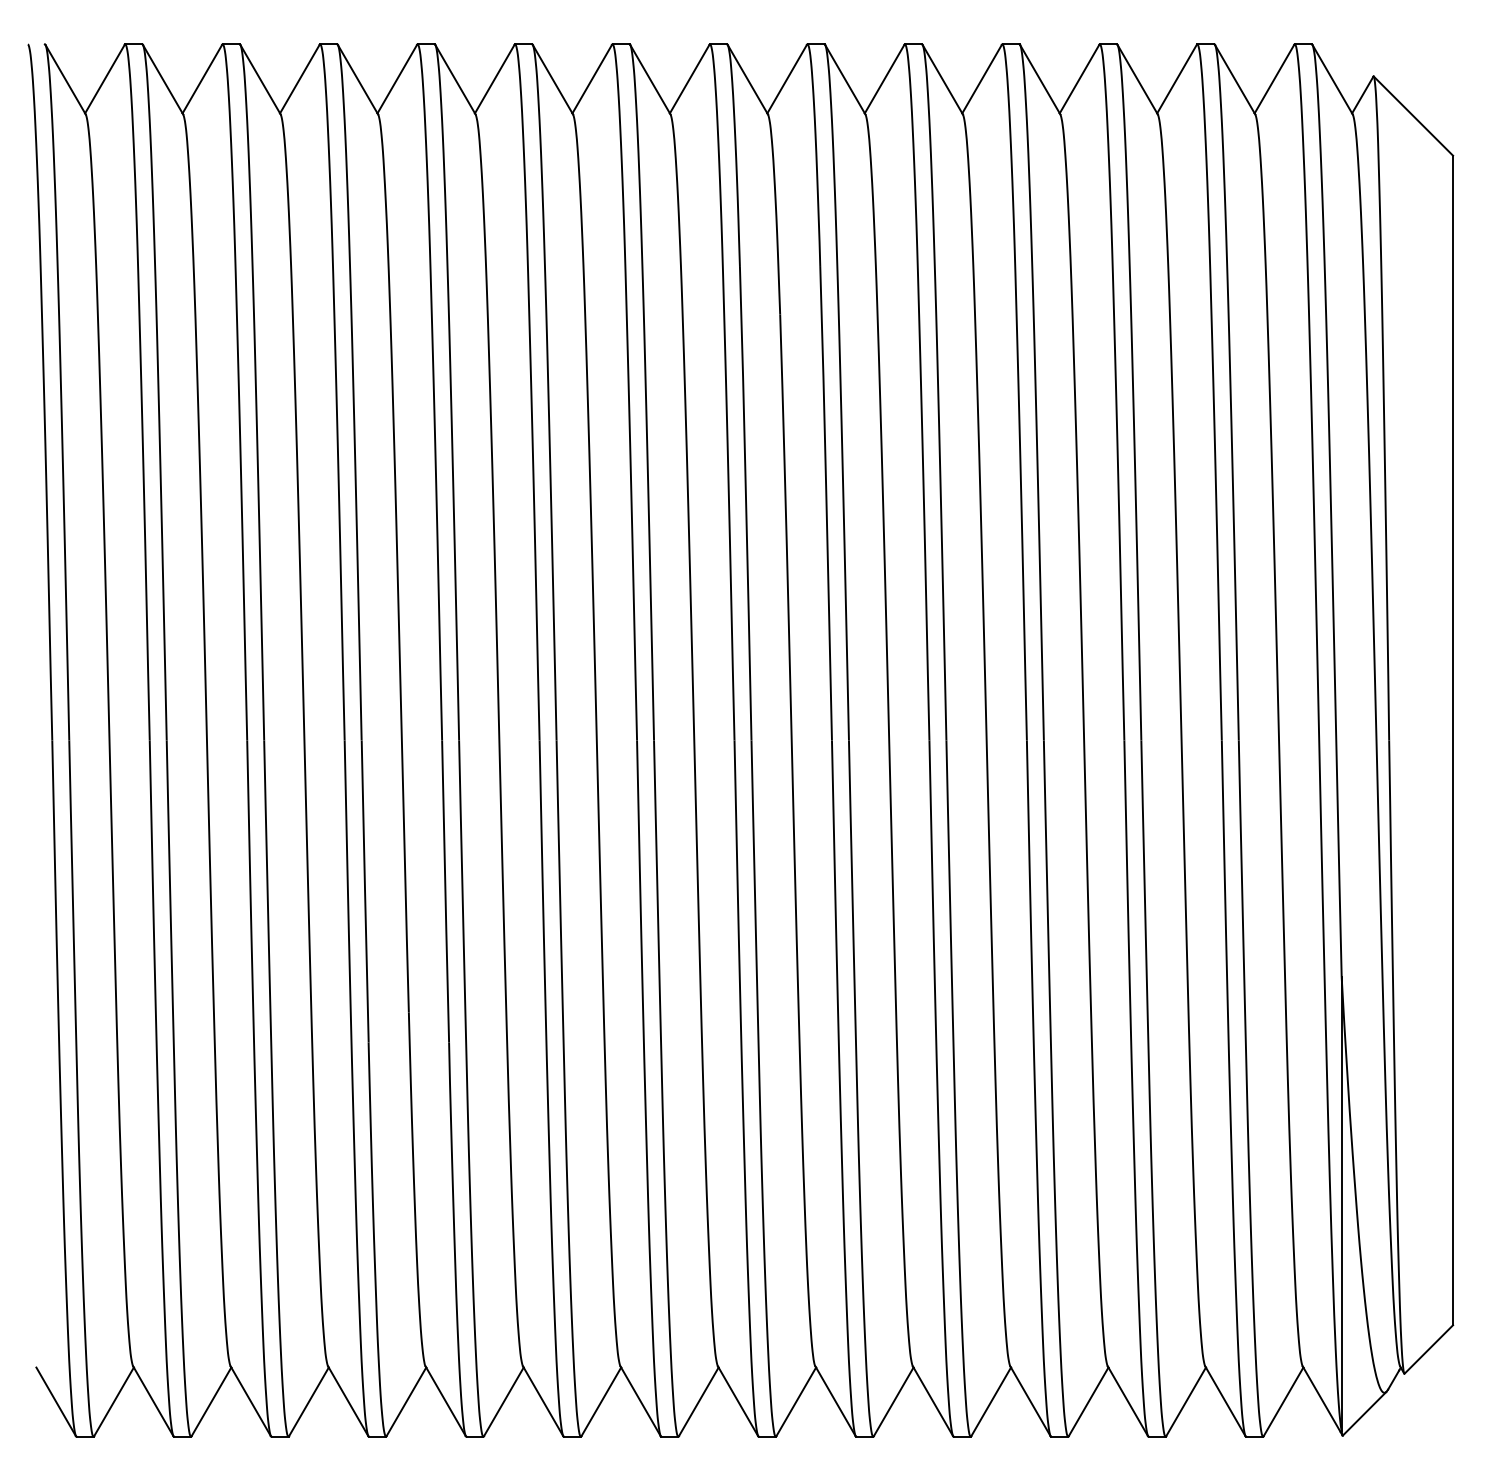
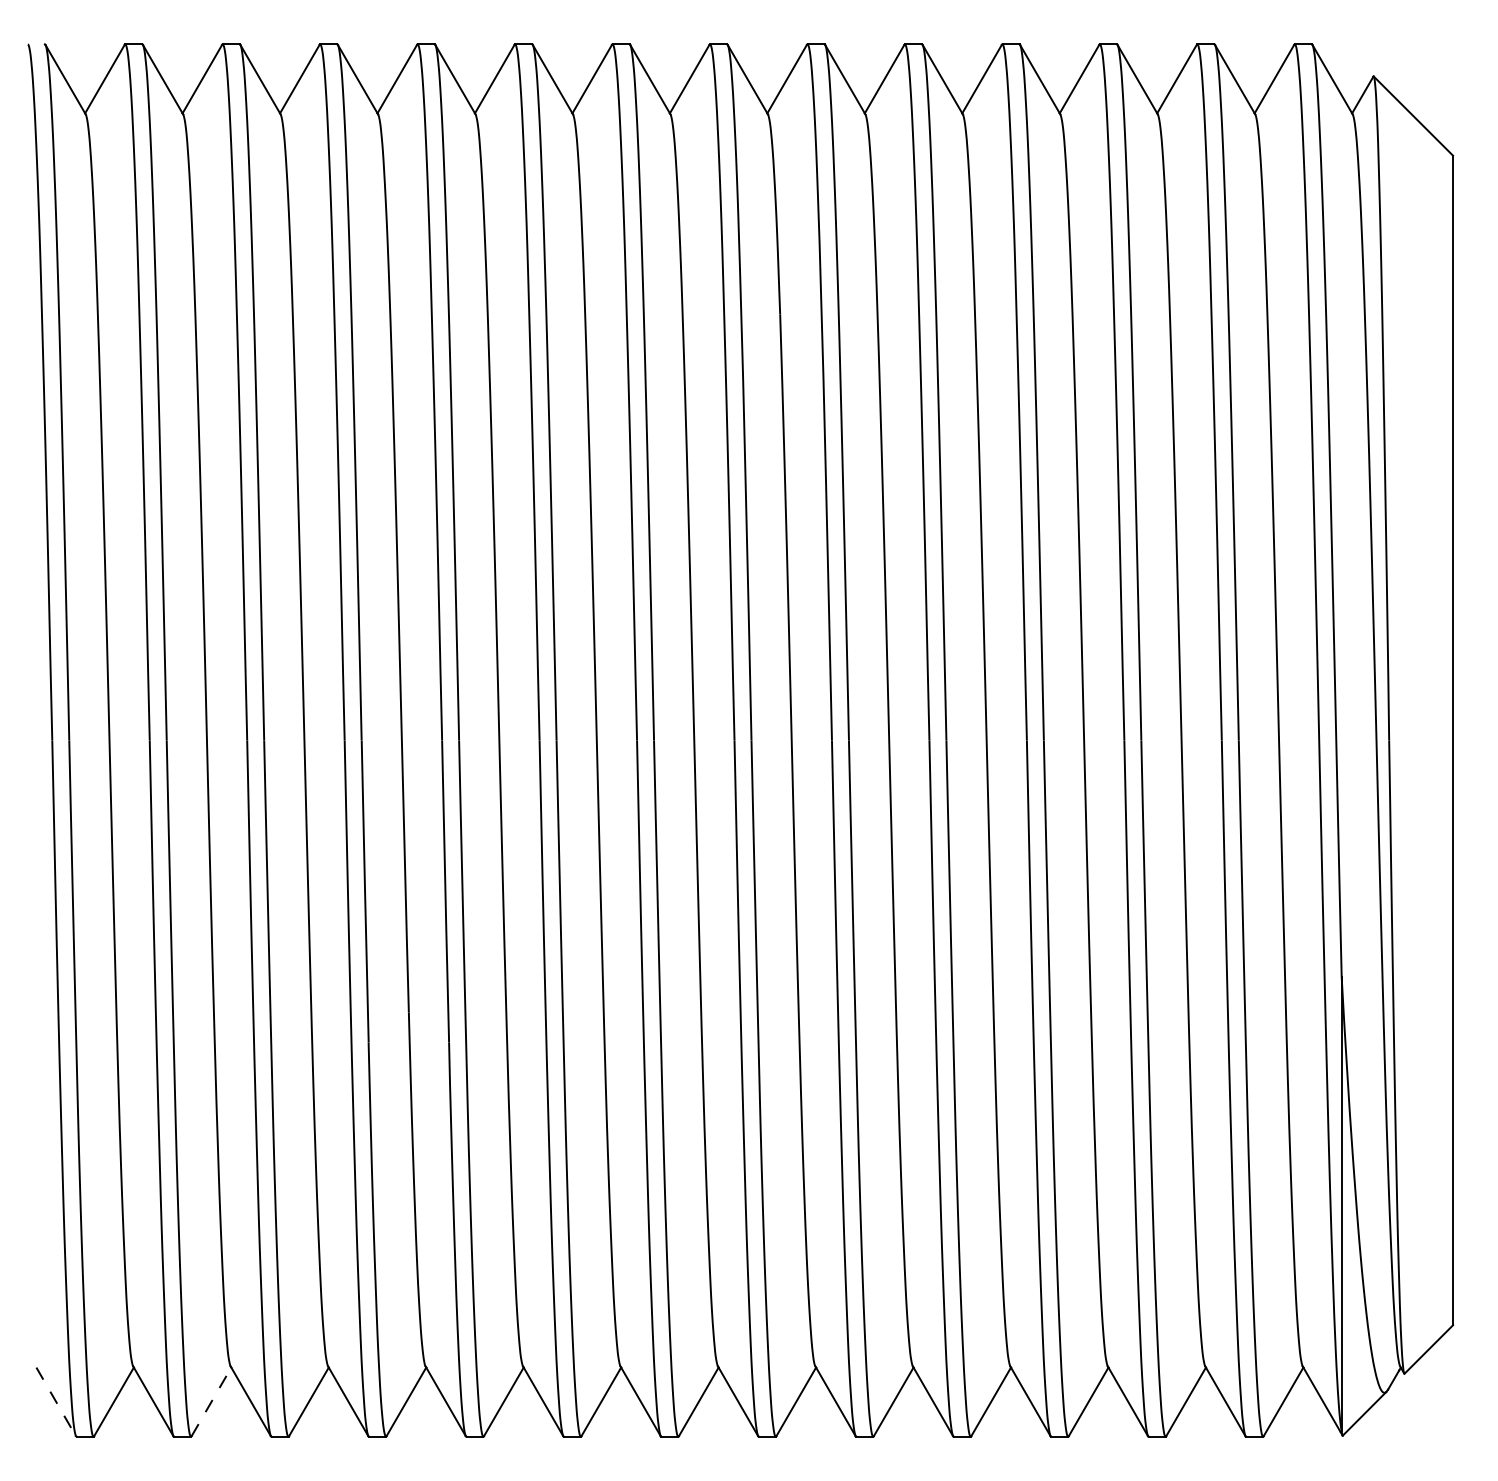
line: solid -> dashed (56, 1401)
line: solid -> dashed (211, 1401)
